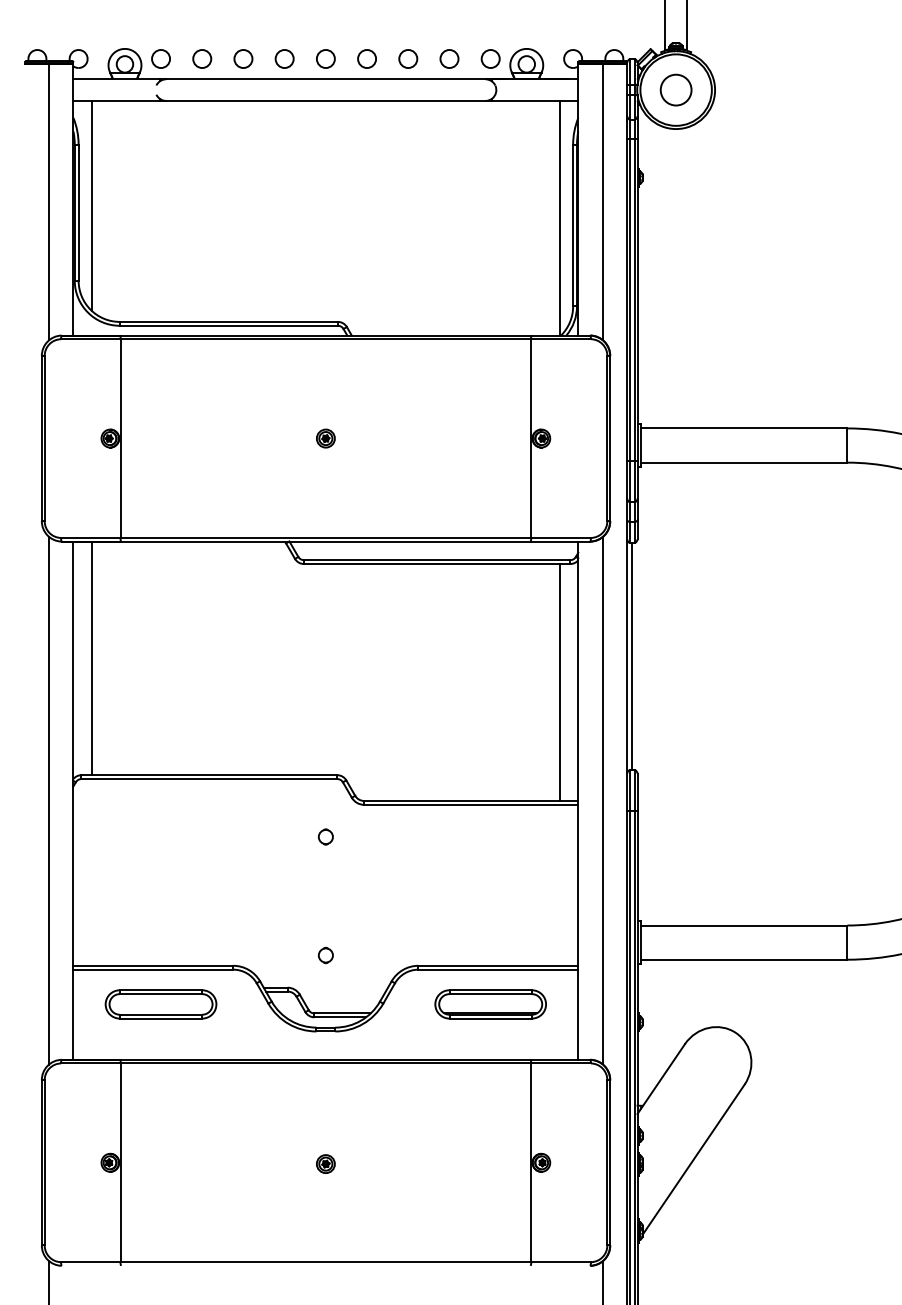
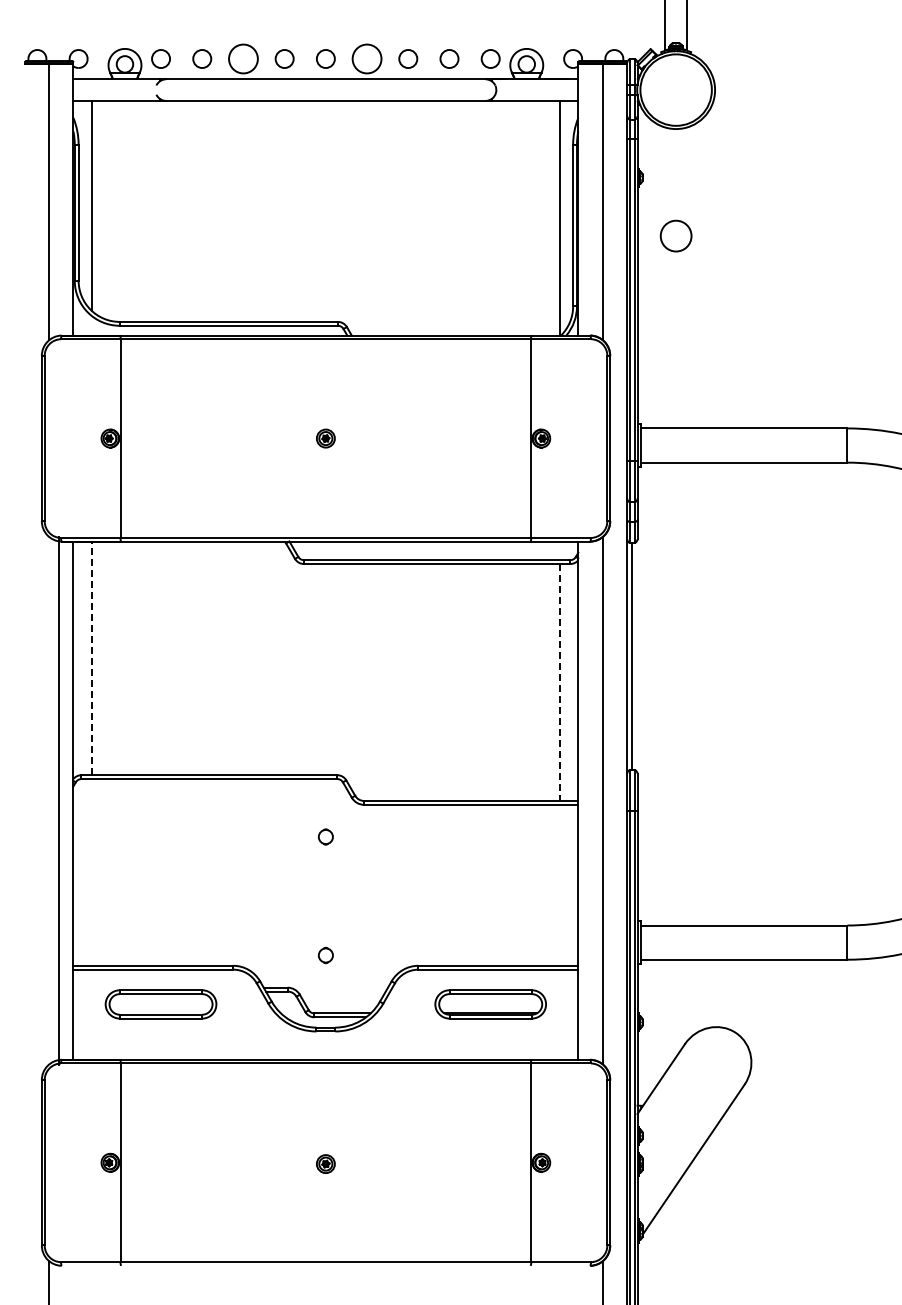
circle diameter: 18 px -> 29 px (243, 58)
circle diameter: 18 px -> 29 px (366, 58)
circle position: (675, 89) -> (675, 235) (675, 235)
line: solid -> dashed (91, 658)
line: solid -> dashed (560, 682)
line position: (49, 800) -> (59, 800) (59, 800)
